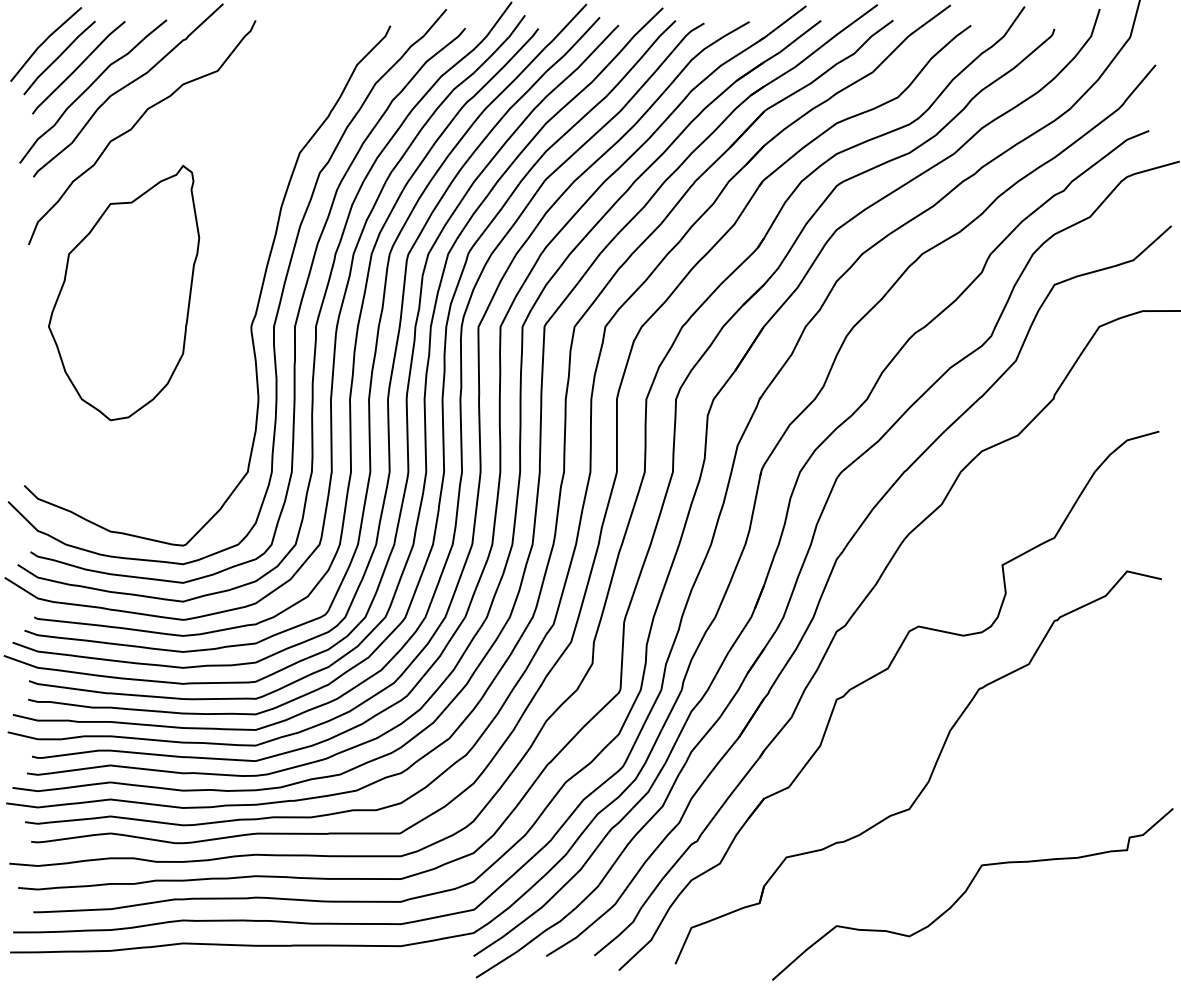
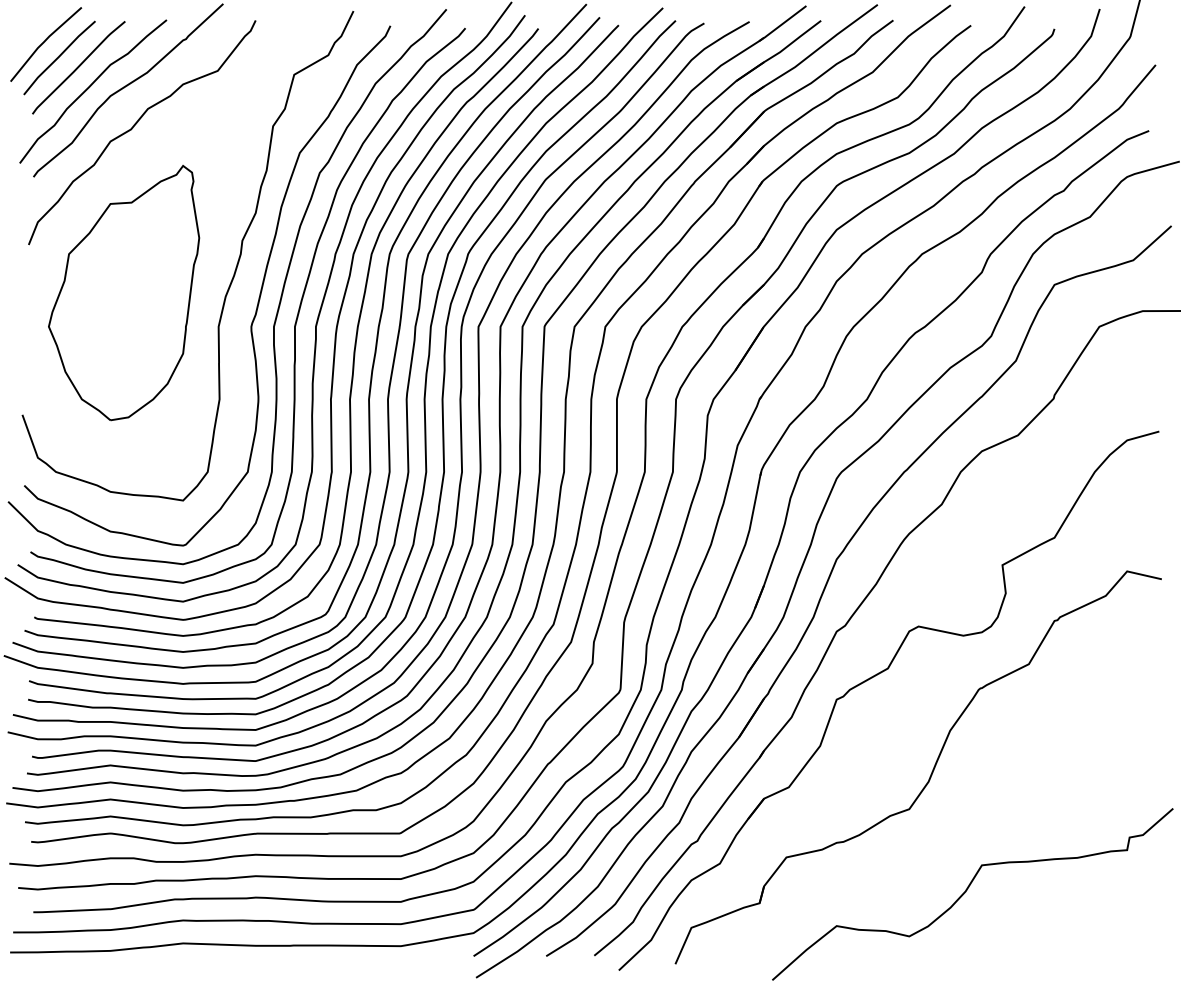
curve: none -> present (234, 270)
